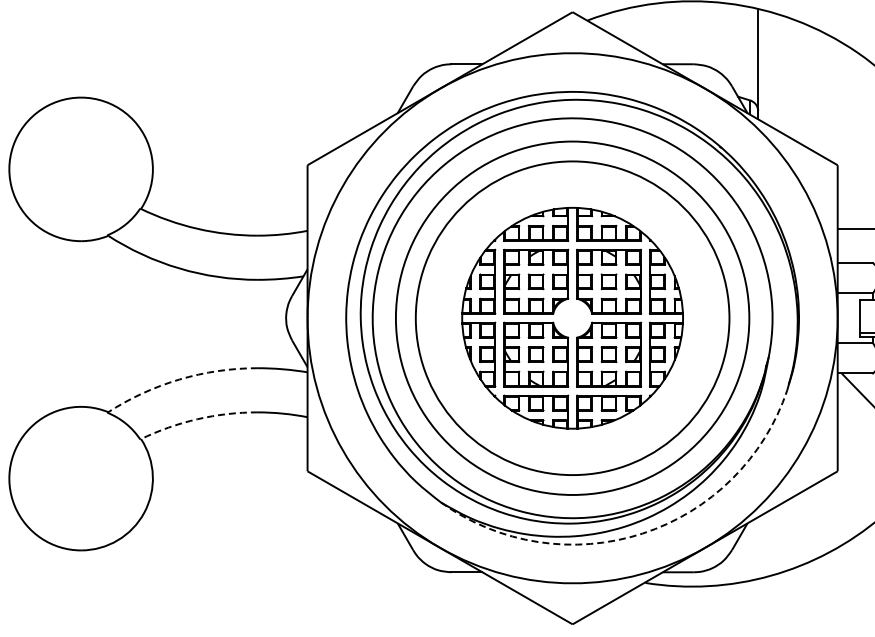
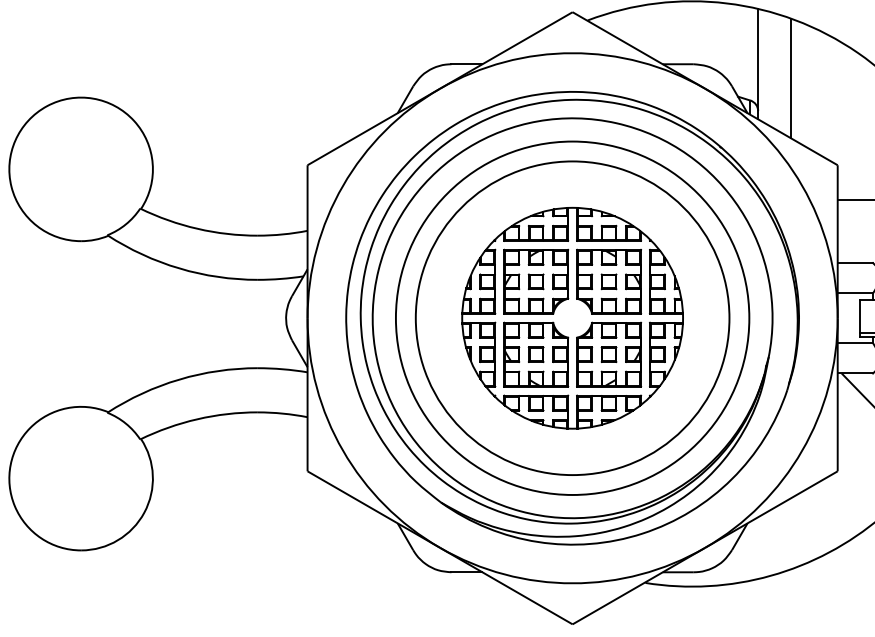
line: none -> present (791, 78)
line position: (854, 229) -> (854, 200) (854, 200)
arc: dashed -> solid (179, 379)
arc: dashed -> solid (197, 419)
arc: dashed -> solid (642, 533)
